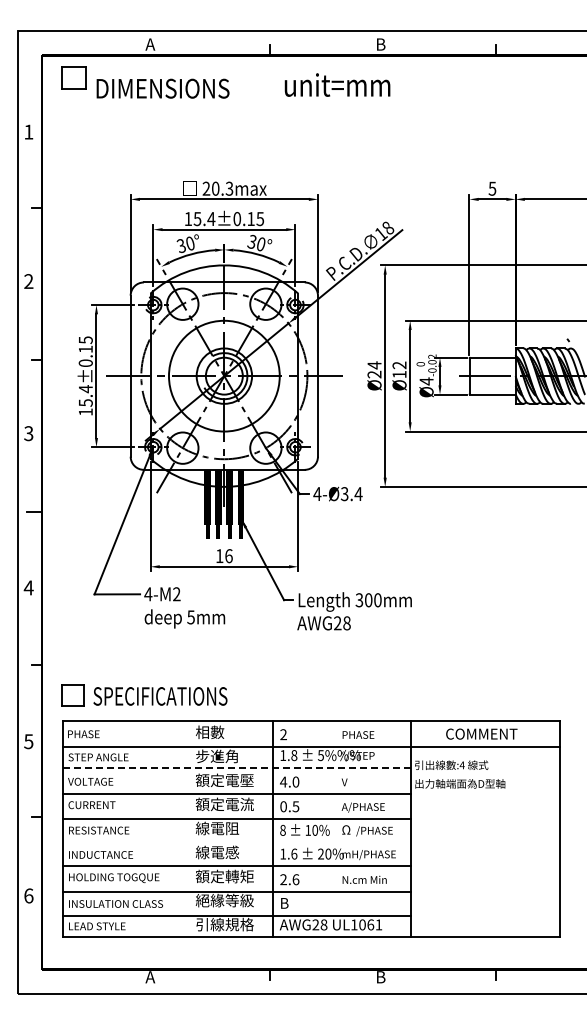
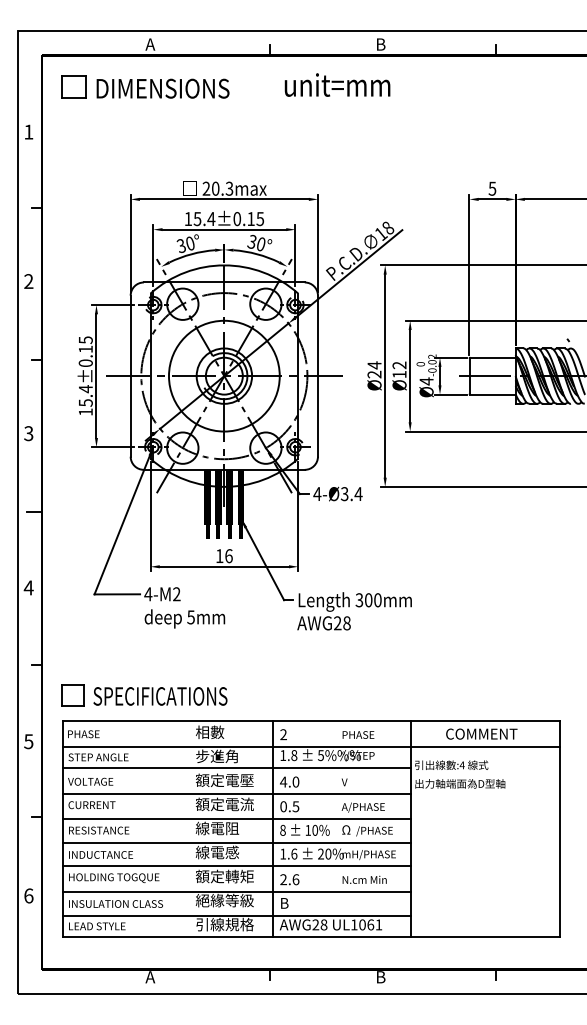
part position: (73, 77) -> (73, 86) (73, 86)
line: dashed -> solid (237, 767)
line: none -> present (236, 842)
